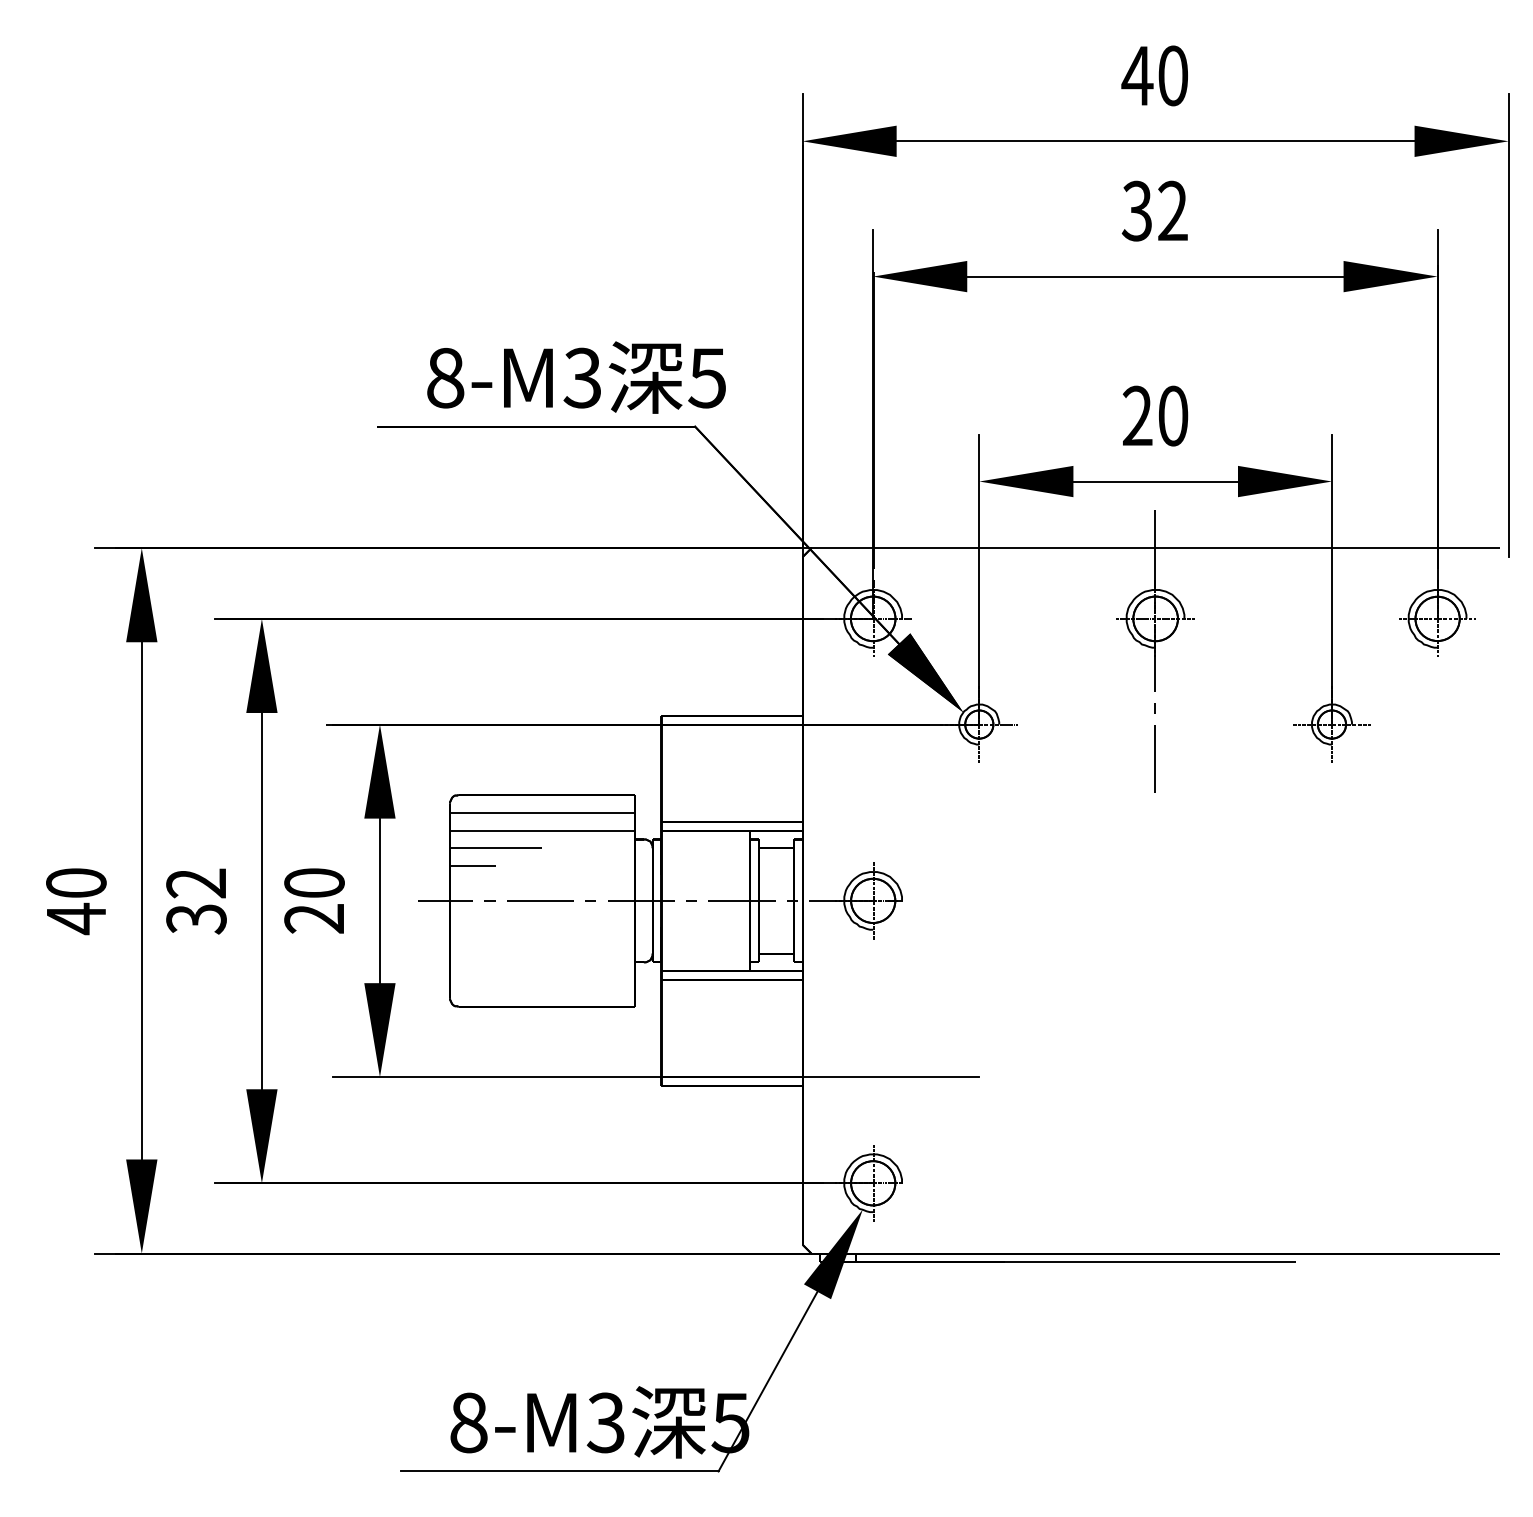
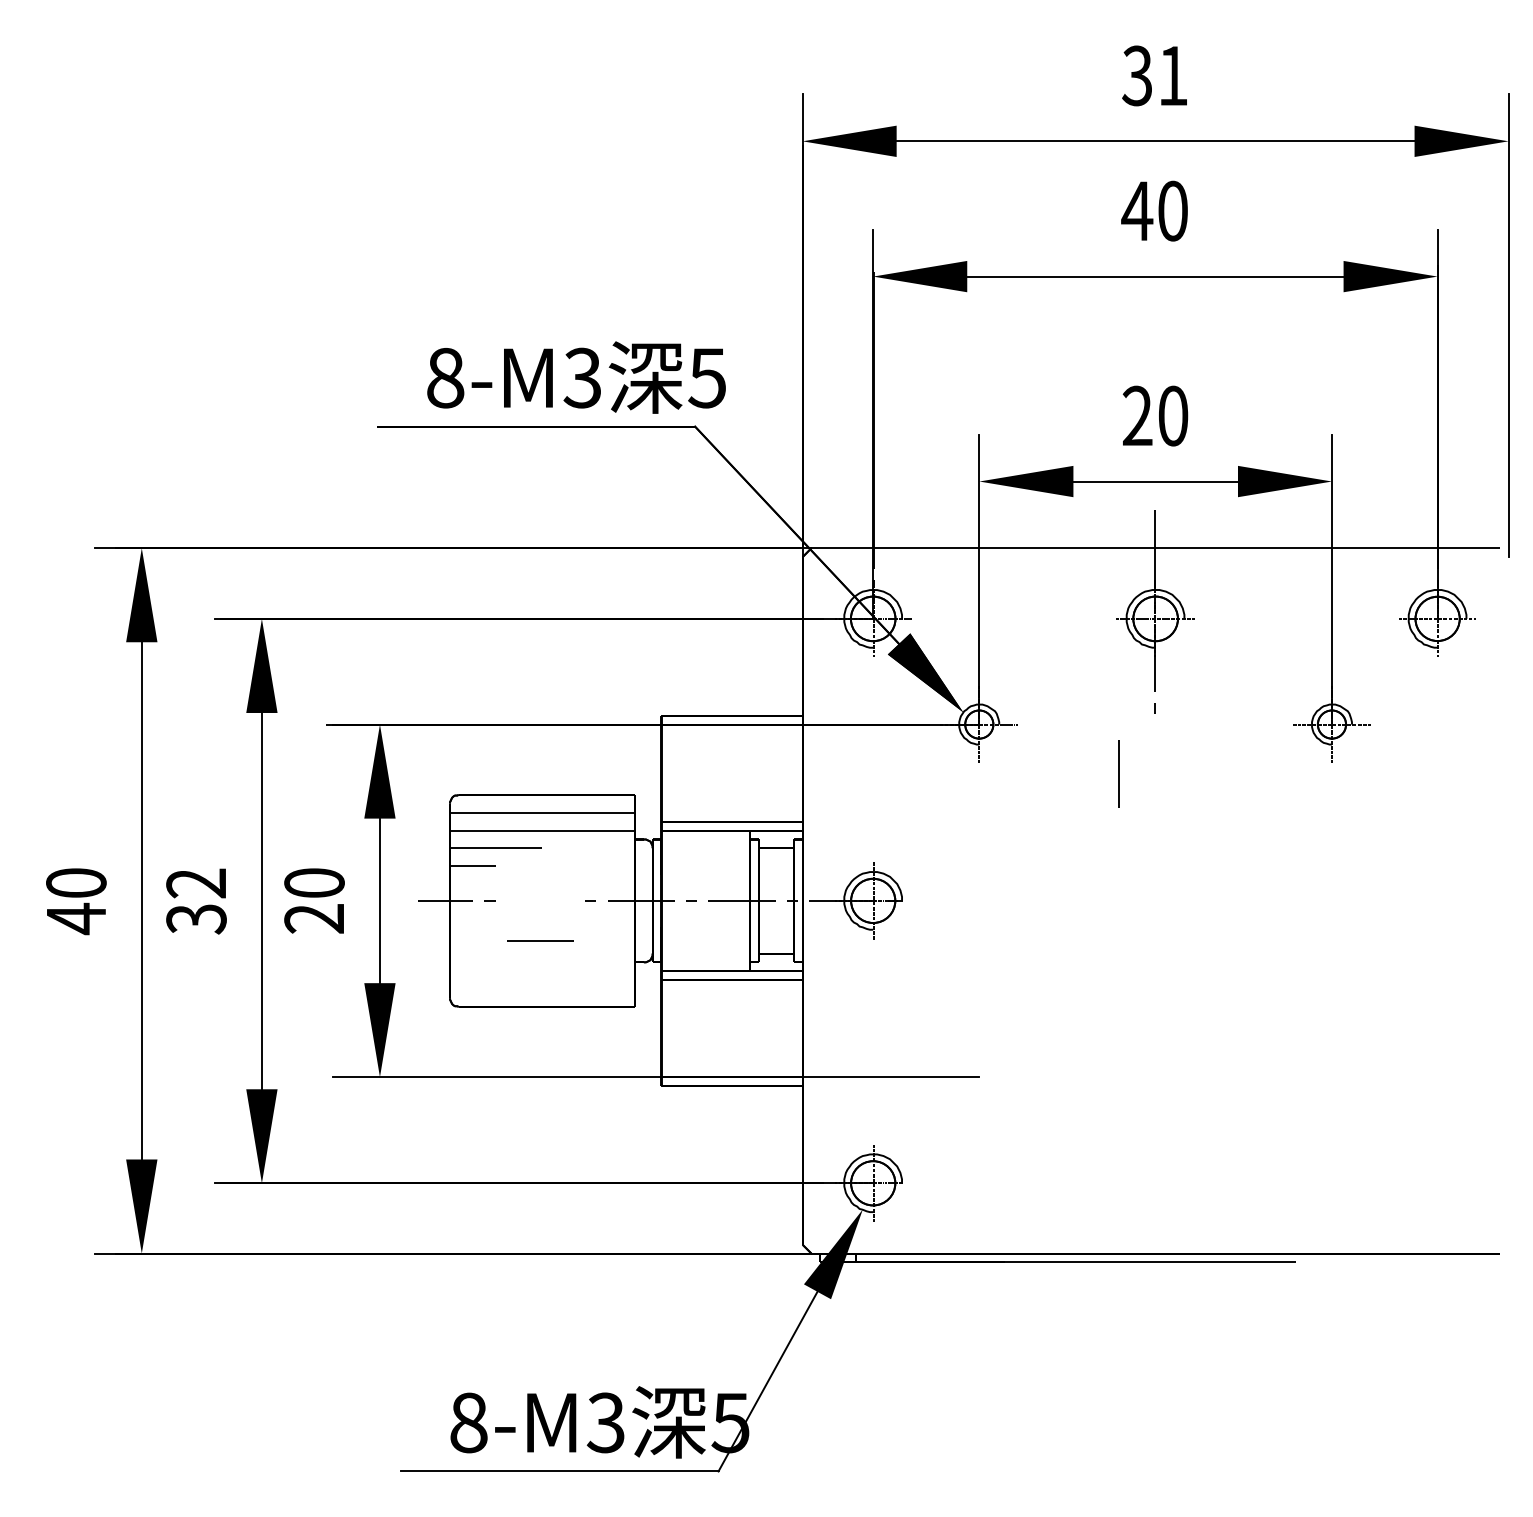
text: 40 -> 31 (1154, 75)
text: 32 -> 40 (1154, 210)
line position: (1154, 758) -> (1118, 773) (1118, 773)
line position: (540, 900) -> (540, 940) (540, 940)
